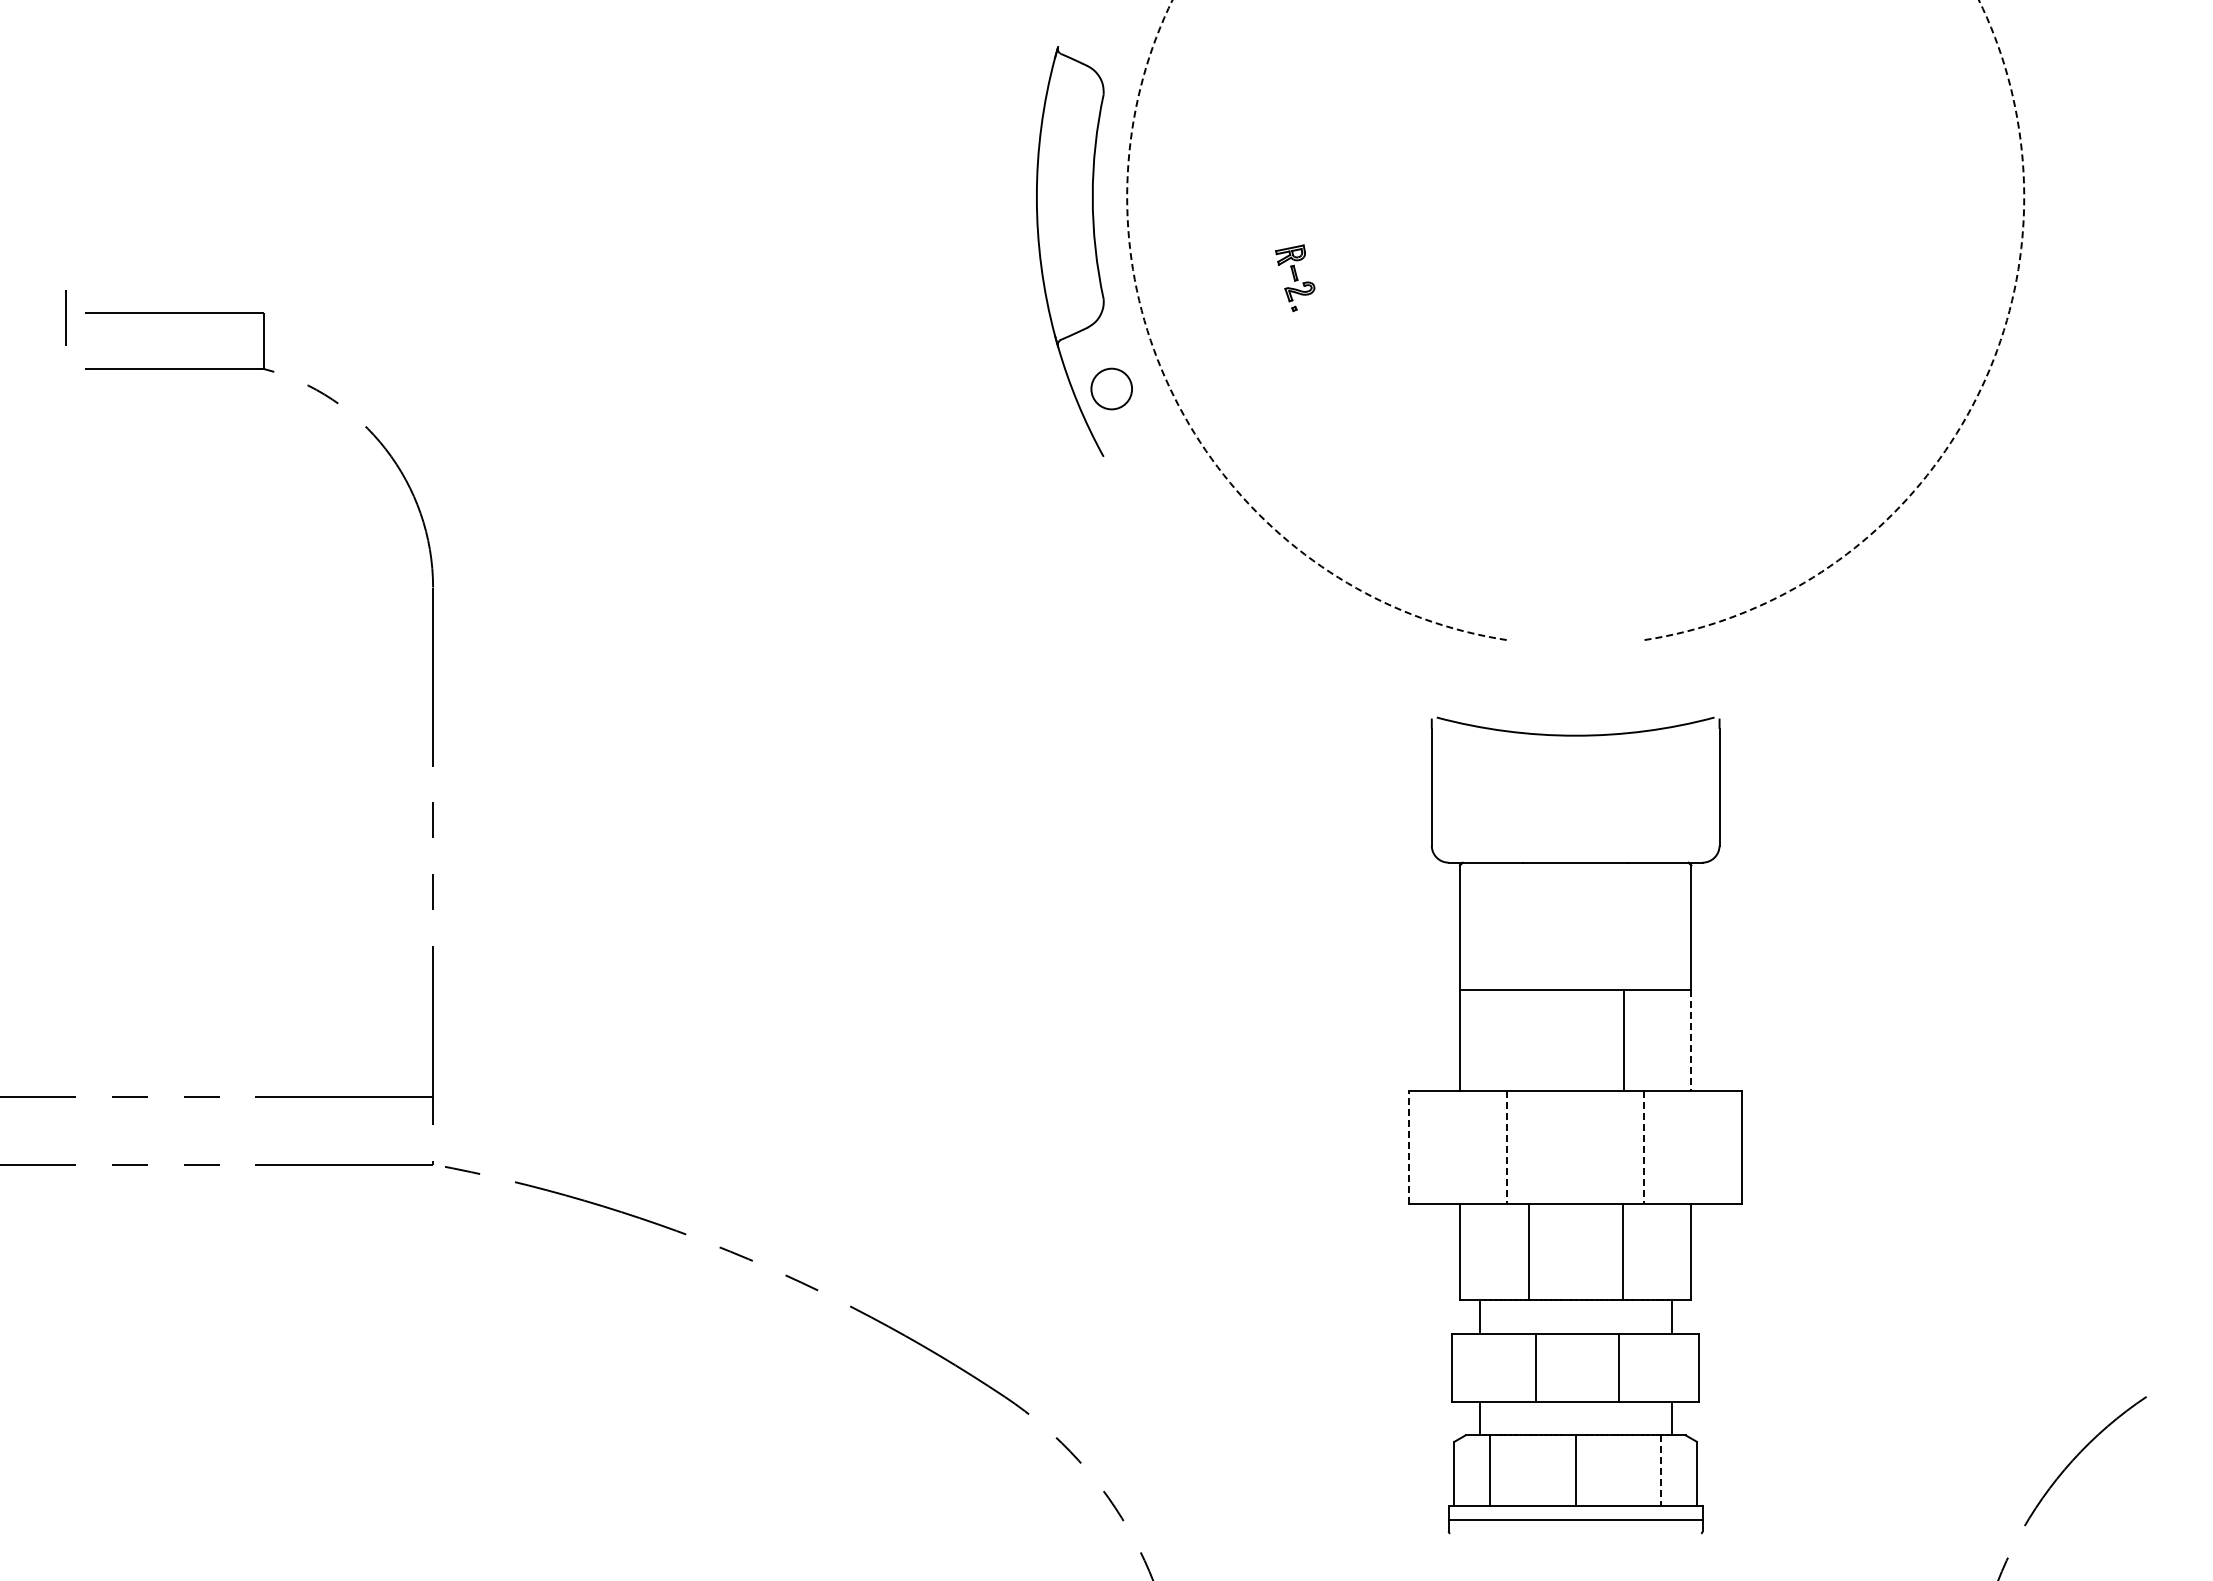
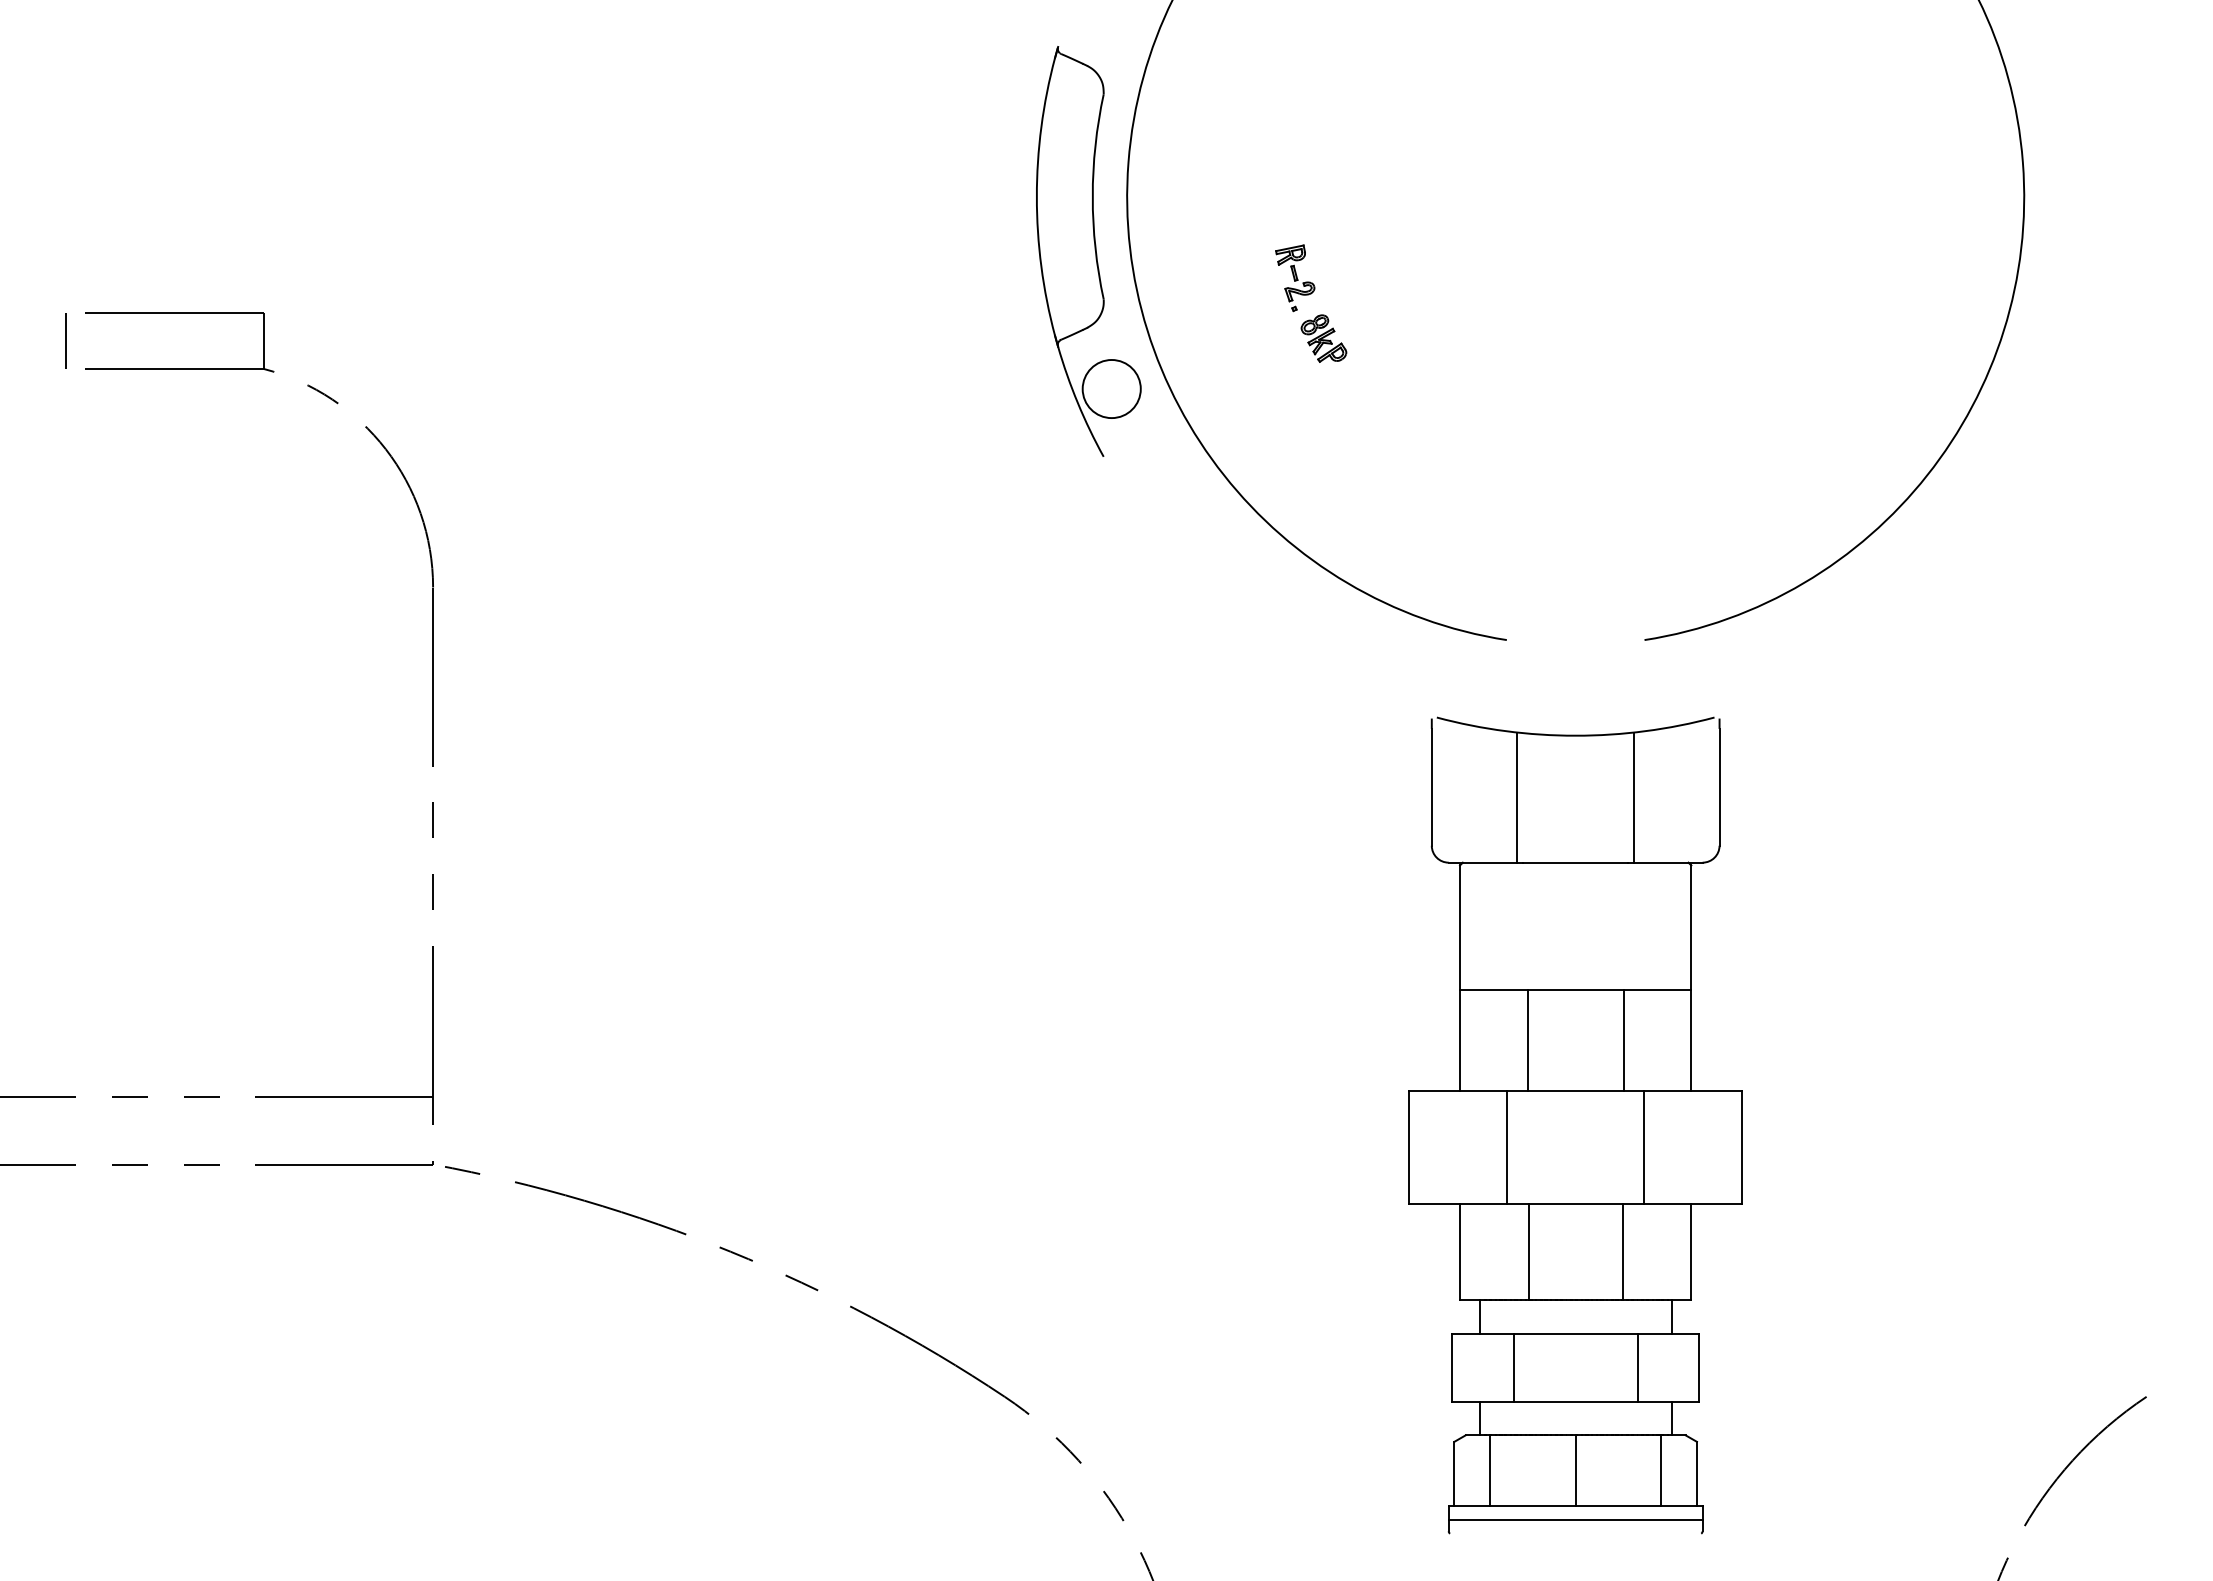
arc: dashed -> solid (1172, 0)
line position: (65, 317) -> (65, 340) (65, 340)
part: none -> present (1323, 338)
circle diameter: 41 px -> 58 px (1111, 389)
line: none -> present (1517, 797)
line: none -> present (1634, 797)
line: none -> present (1527, 1040)
line: dashed -> solid (1691, 1040)
line: dashed -> solid (1409, 1147)
line: dashed -> solid (1507, 1148)
line: dashed -> solid (1644, 1148)
line position: (1535, 1367) -> (1513, 1367) (1513, 1367)
line position: (1618, 1367) -> (1637, 1367) (1637, 1367)
line: dashed -> solid (1661, 1471)
